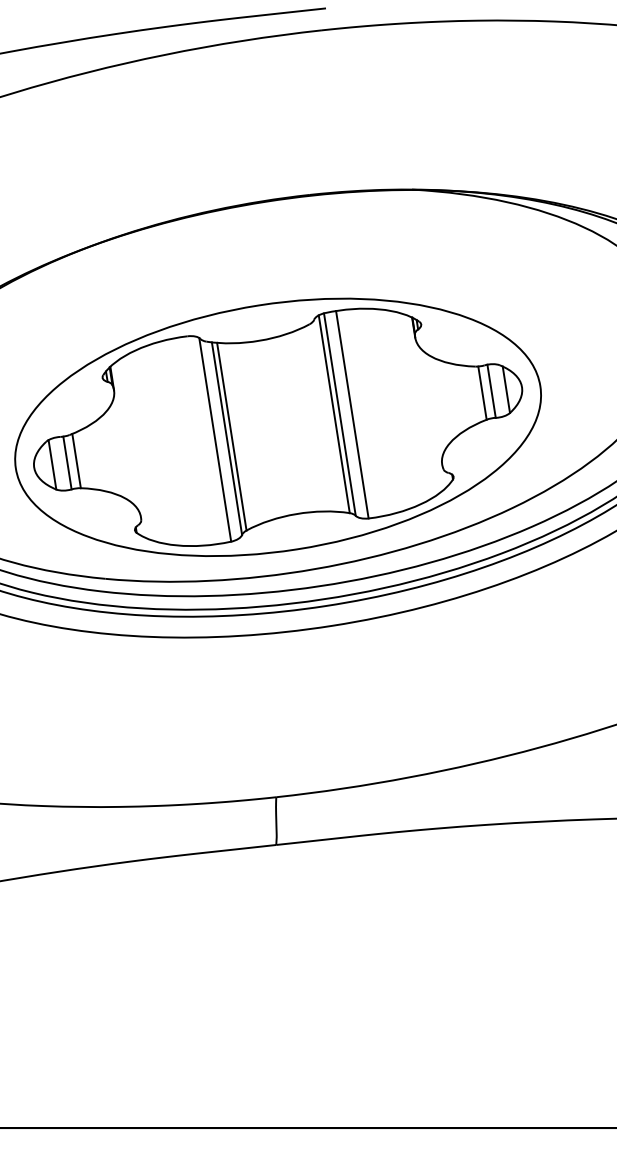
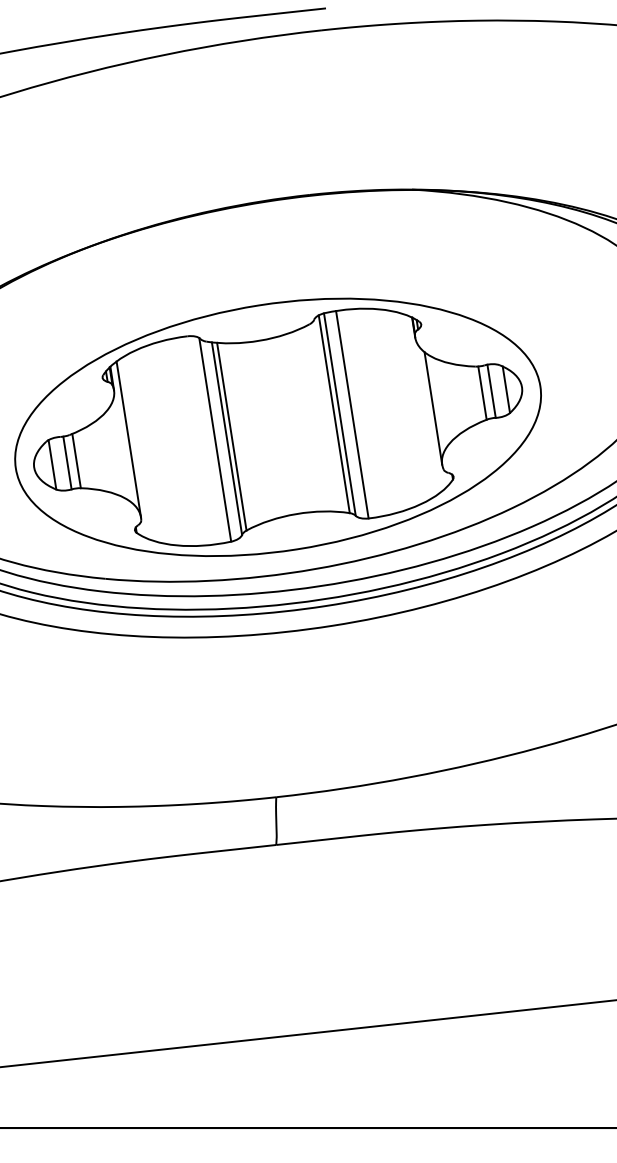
line: none -> present (433, 408)
line: none -> present (128, 439)
line: none -> present (307, 1033)
